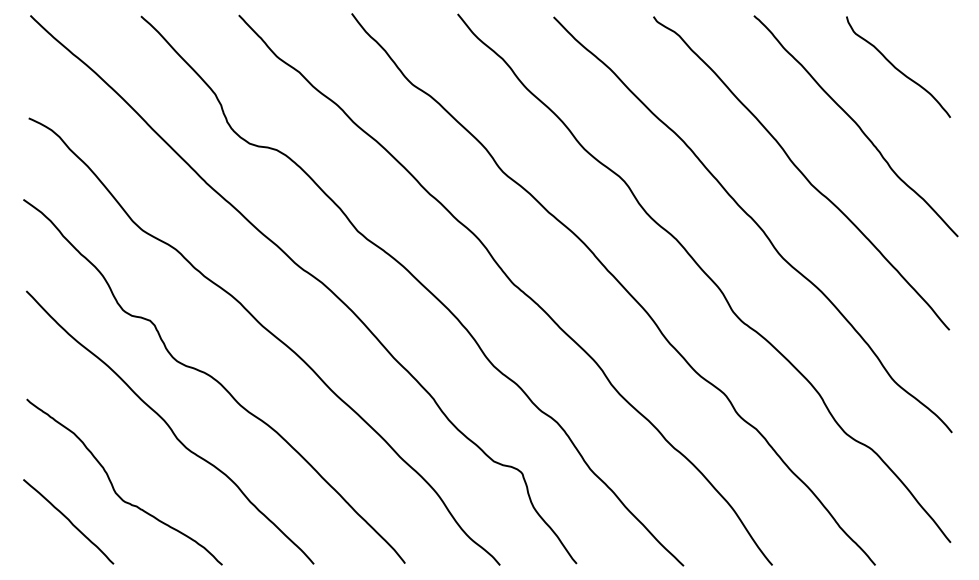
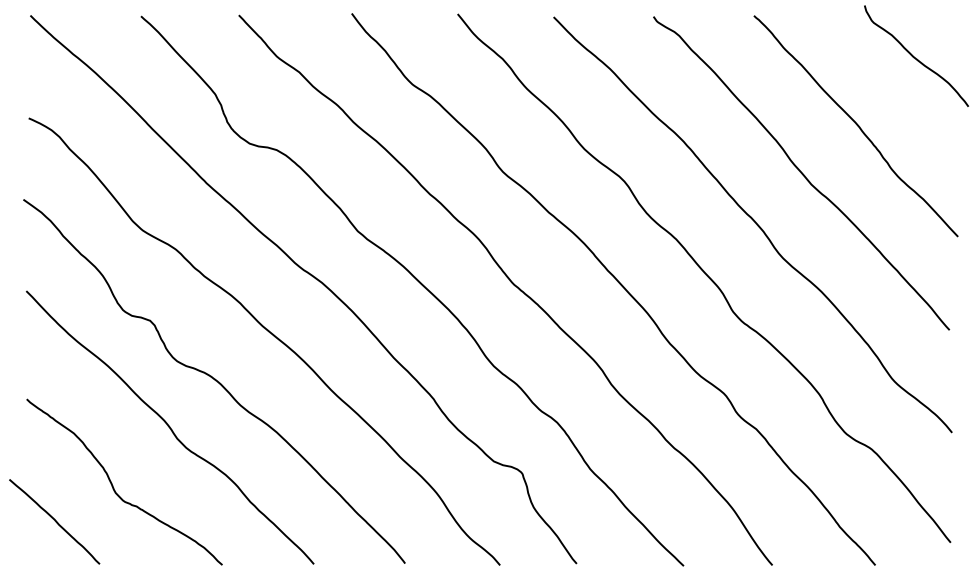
curve position: (896, 67) -> (914, 56) (914, 56)
curve position: (68, 521) -> (54, 521) (54, 521)
